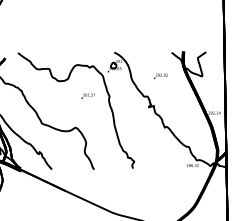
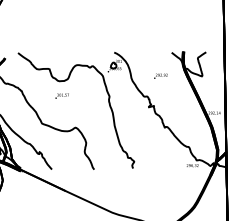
text position: (87, 95) -> (61, 95) (61, 95)
